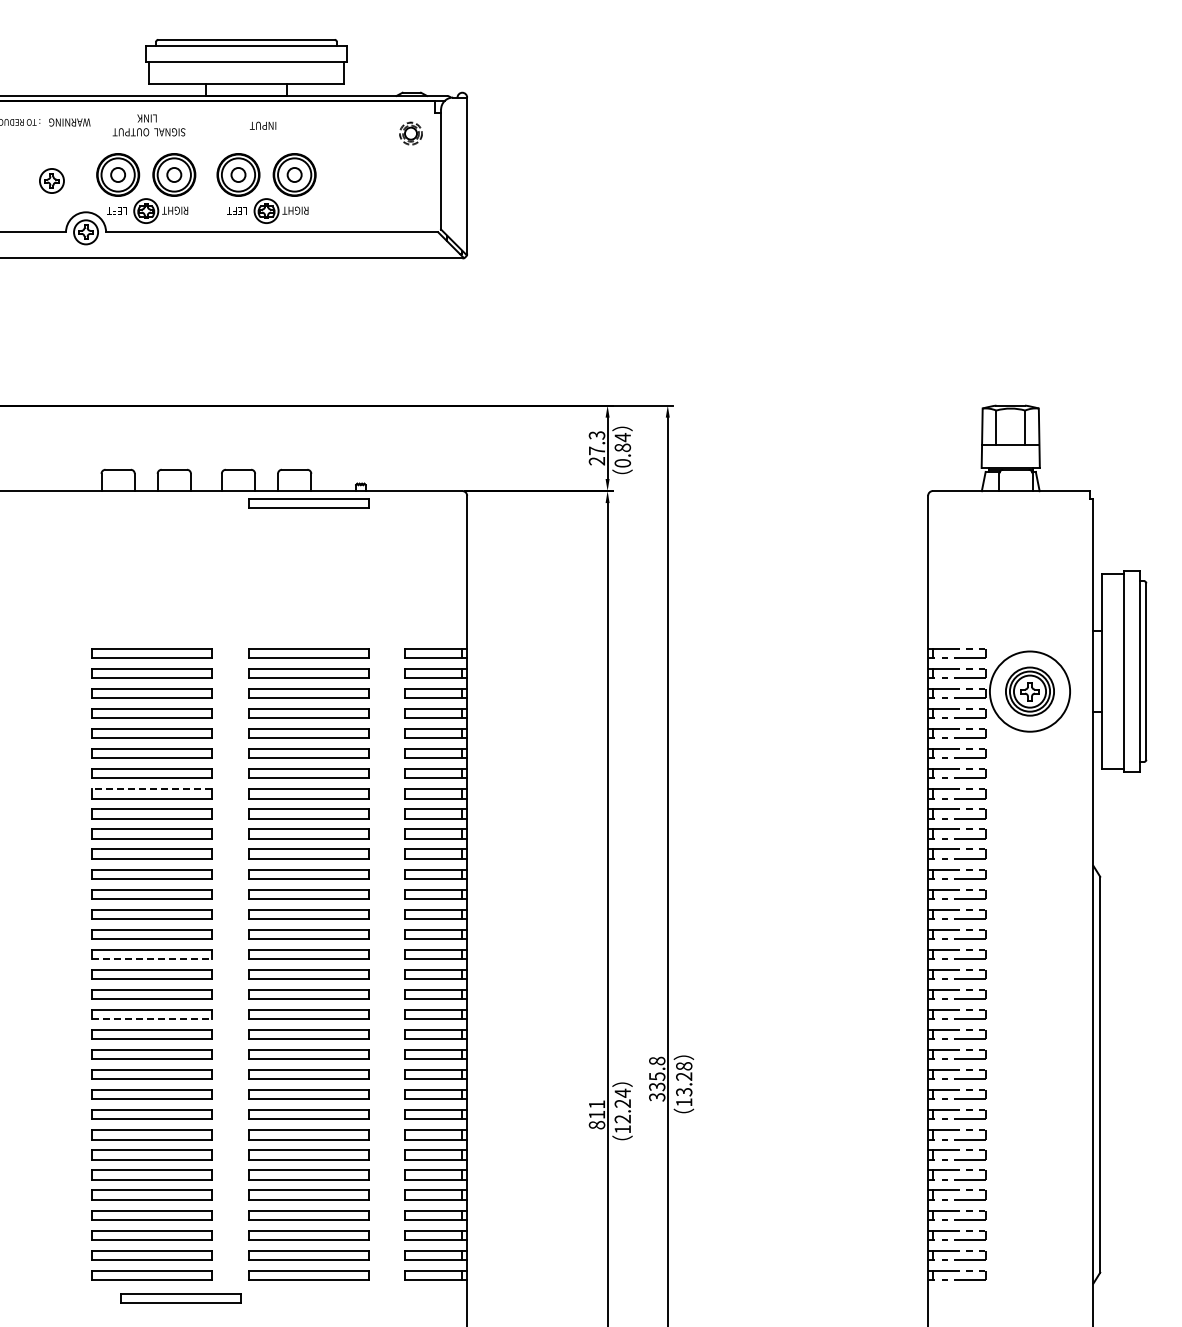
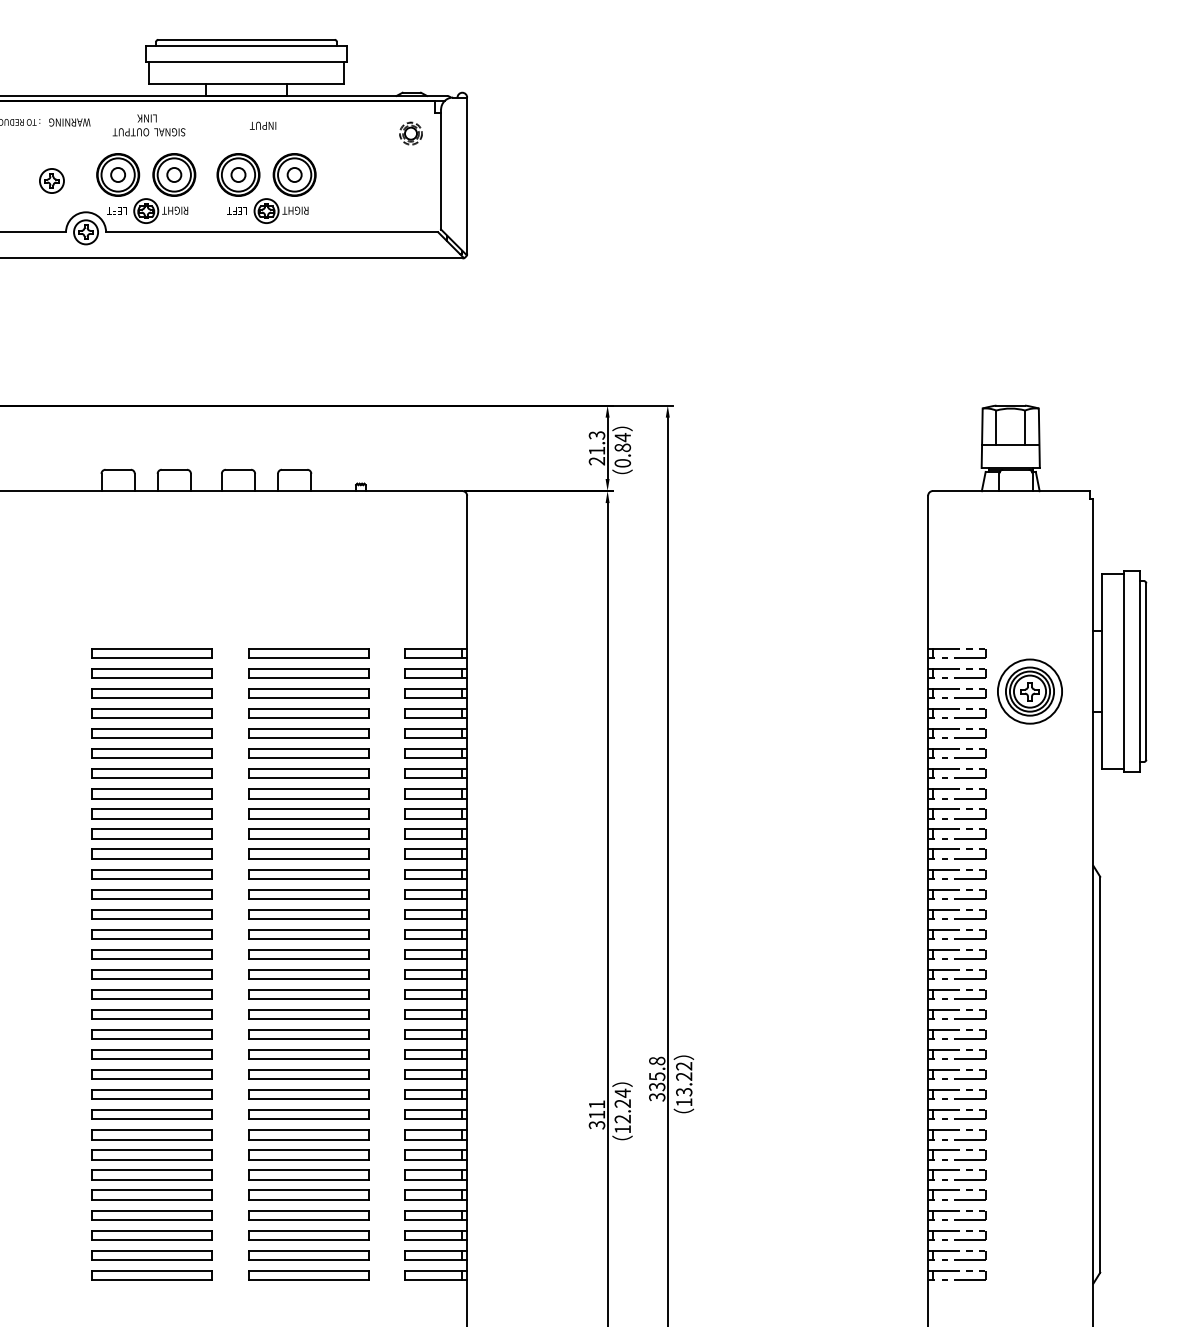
text: 27.3 -> 21.3 (596, 450)
part: present -> none (308, 503)
circle diameter: 80 px -> 64 px (1029, 691)
line: dashed -> solid (151, 789)
line: dashed -> solid (152, 959)
line: dashed -> solid (152, 1019)
text: 13.28 -> 13.22 (684, 1066)
text: 811 -> 311 (596, 1124)
part: present -> none (180, 1298)
